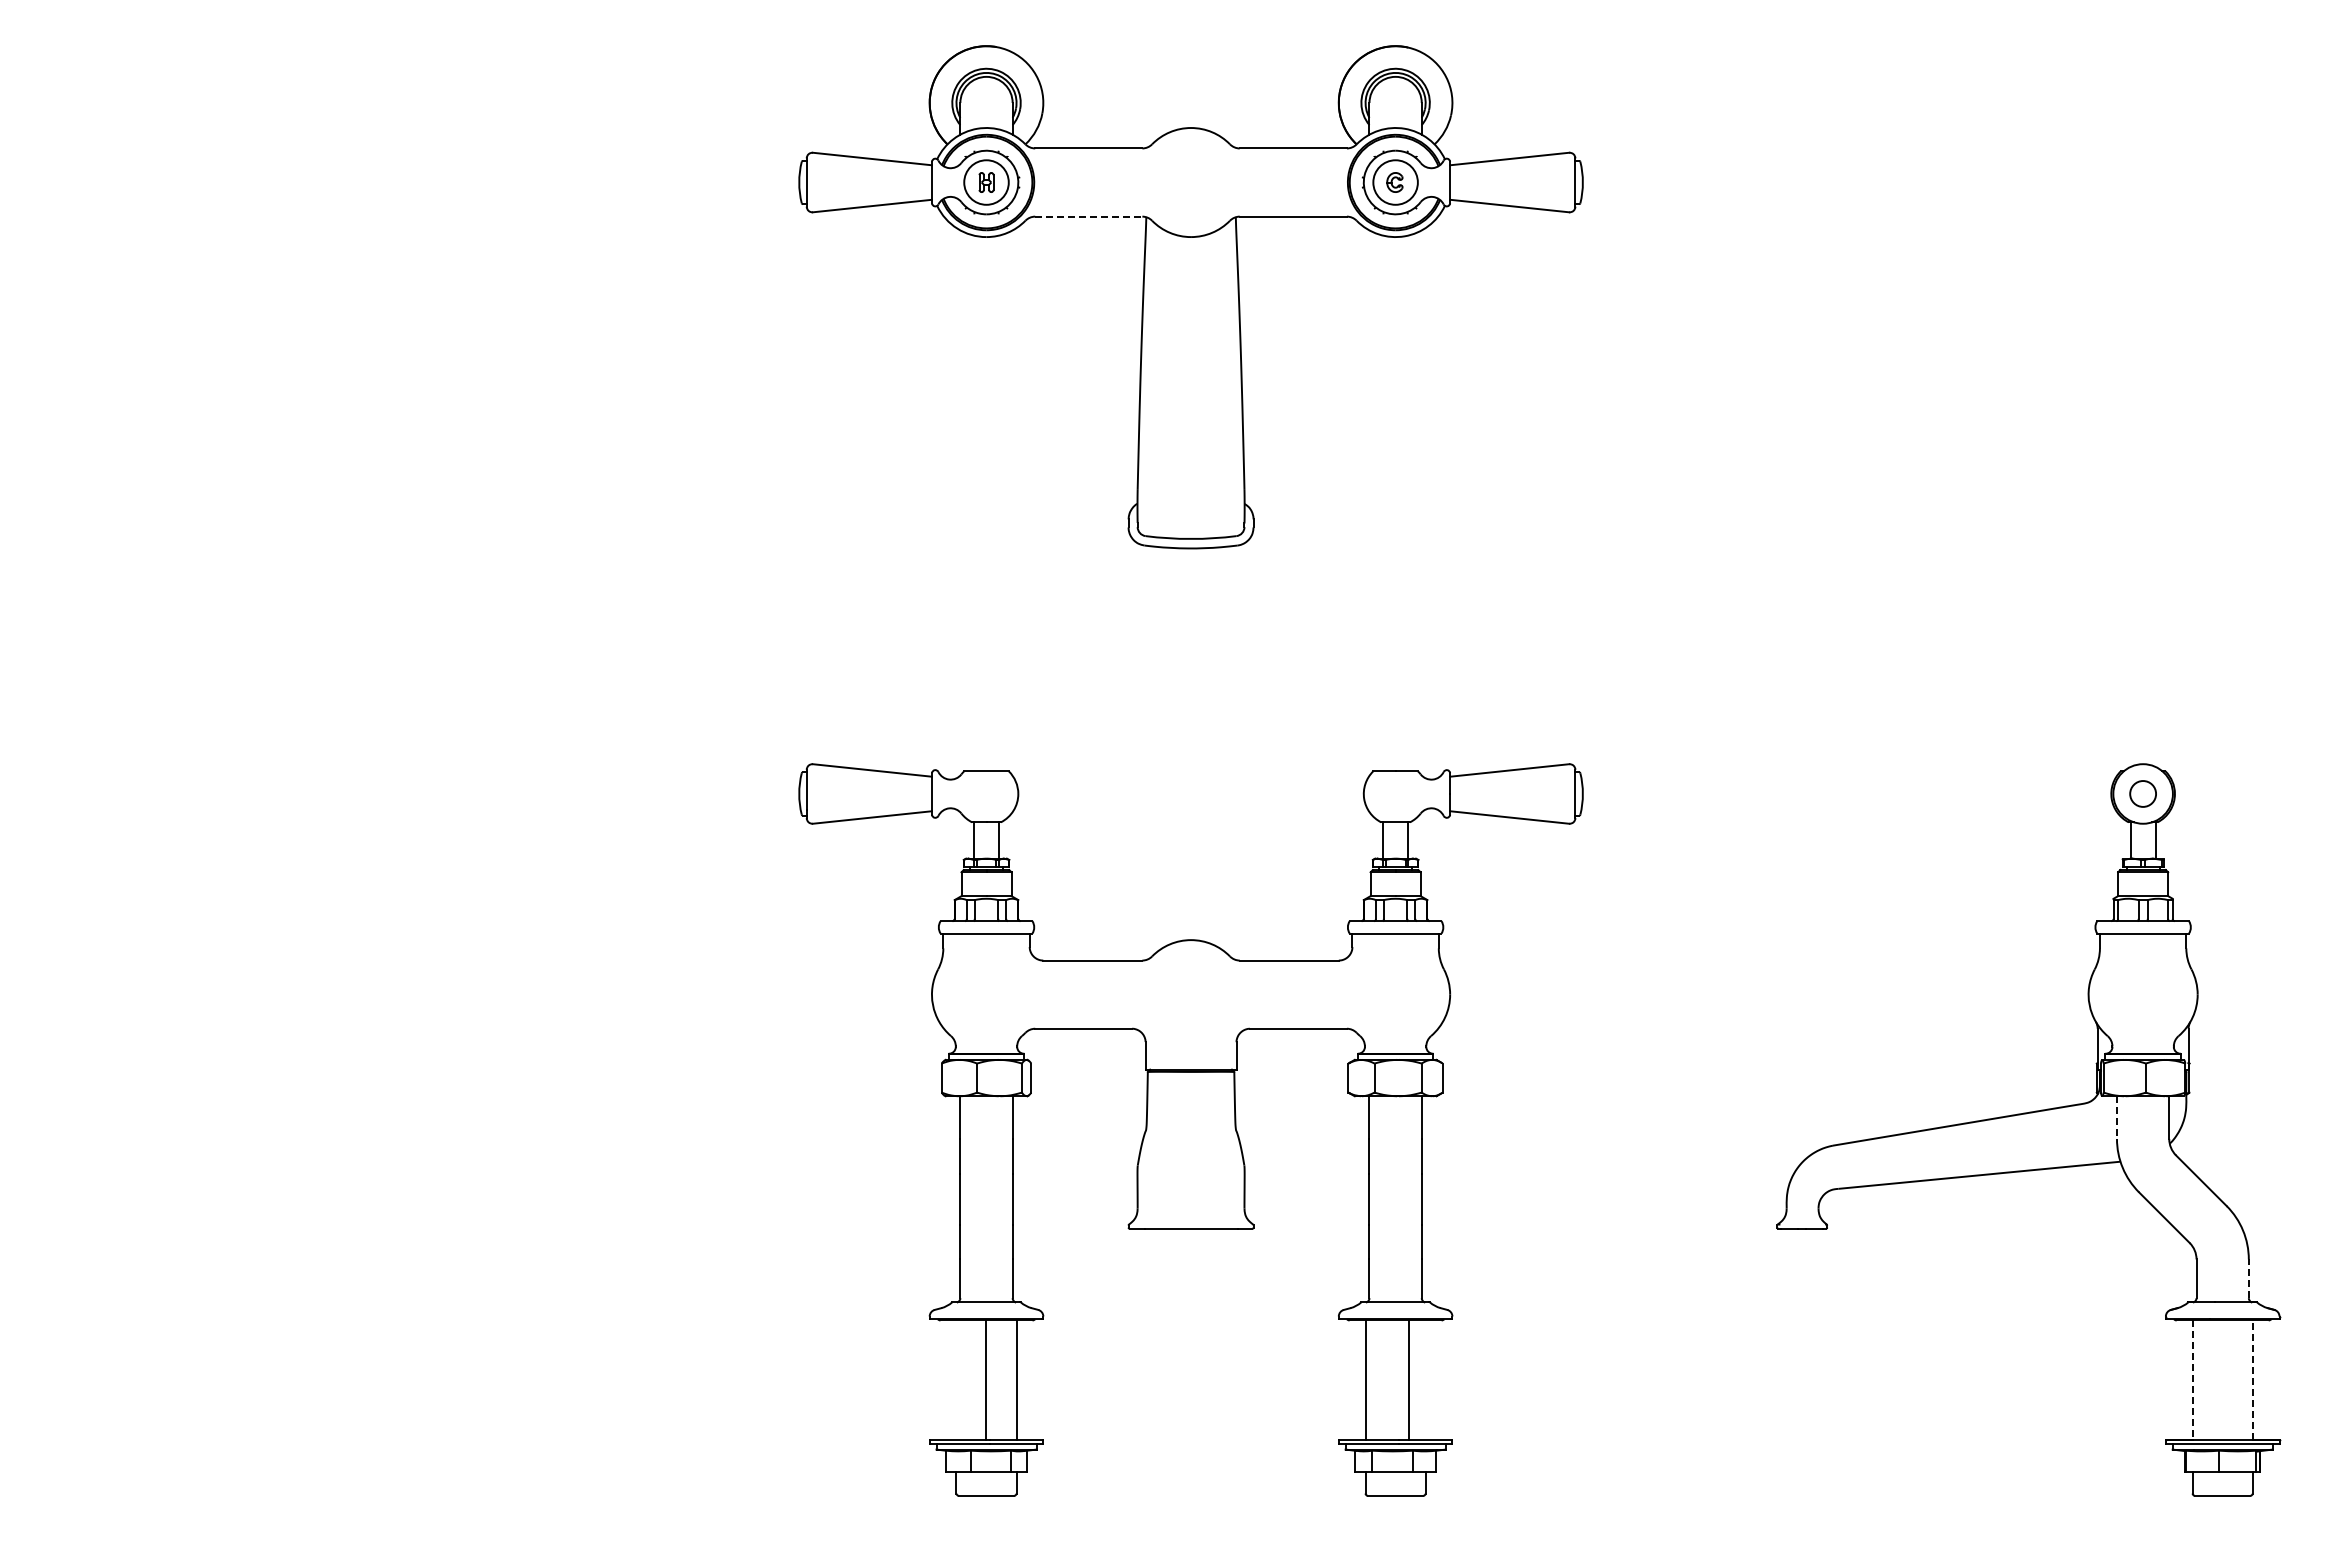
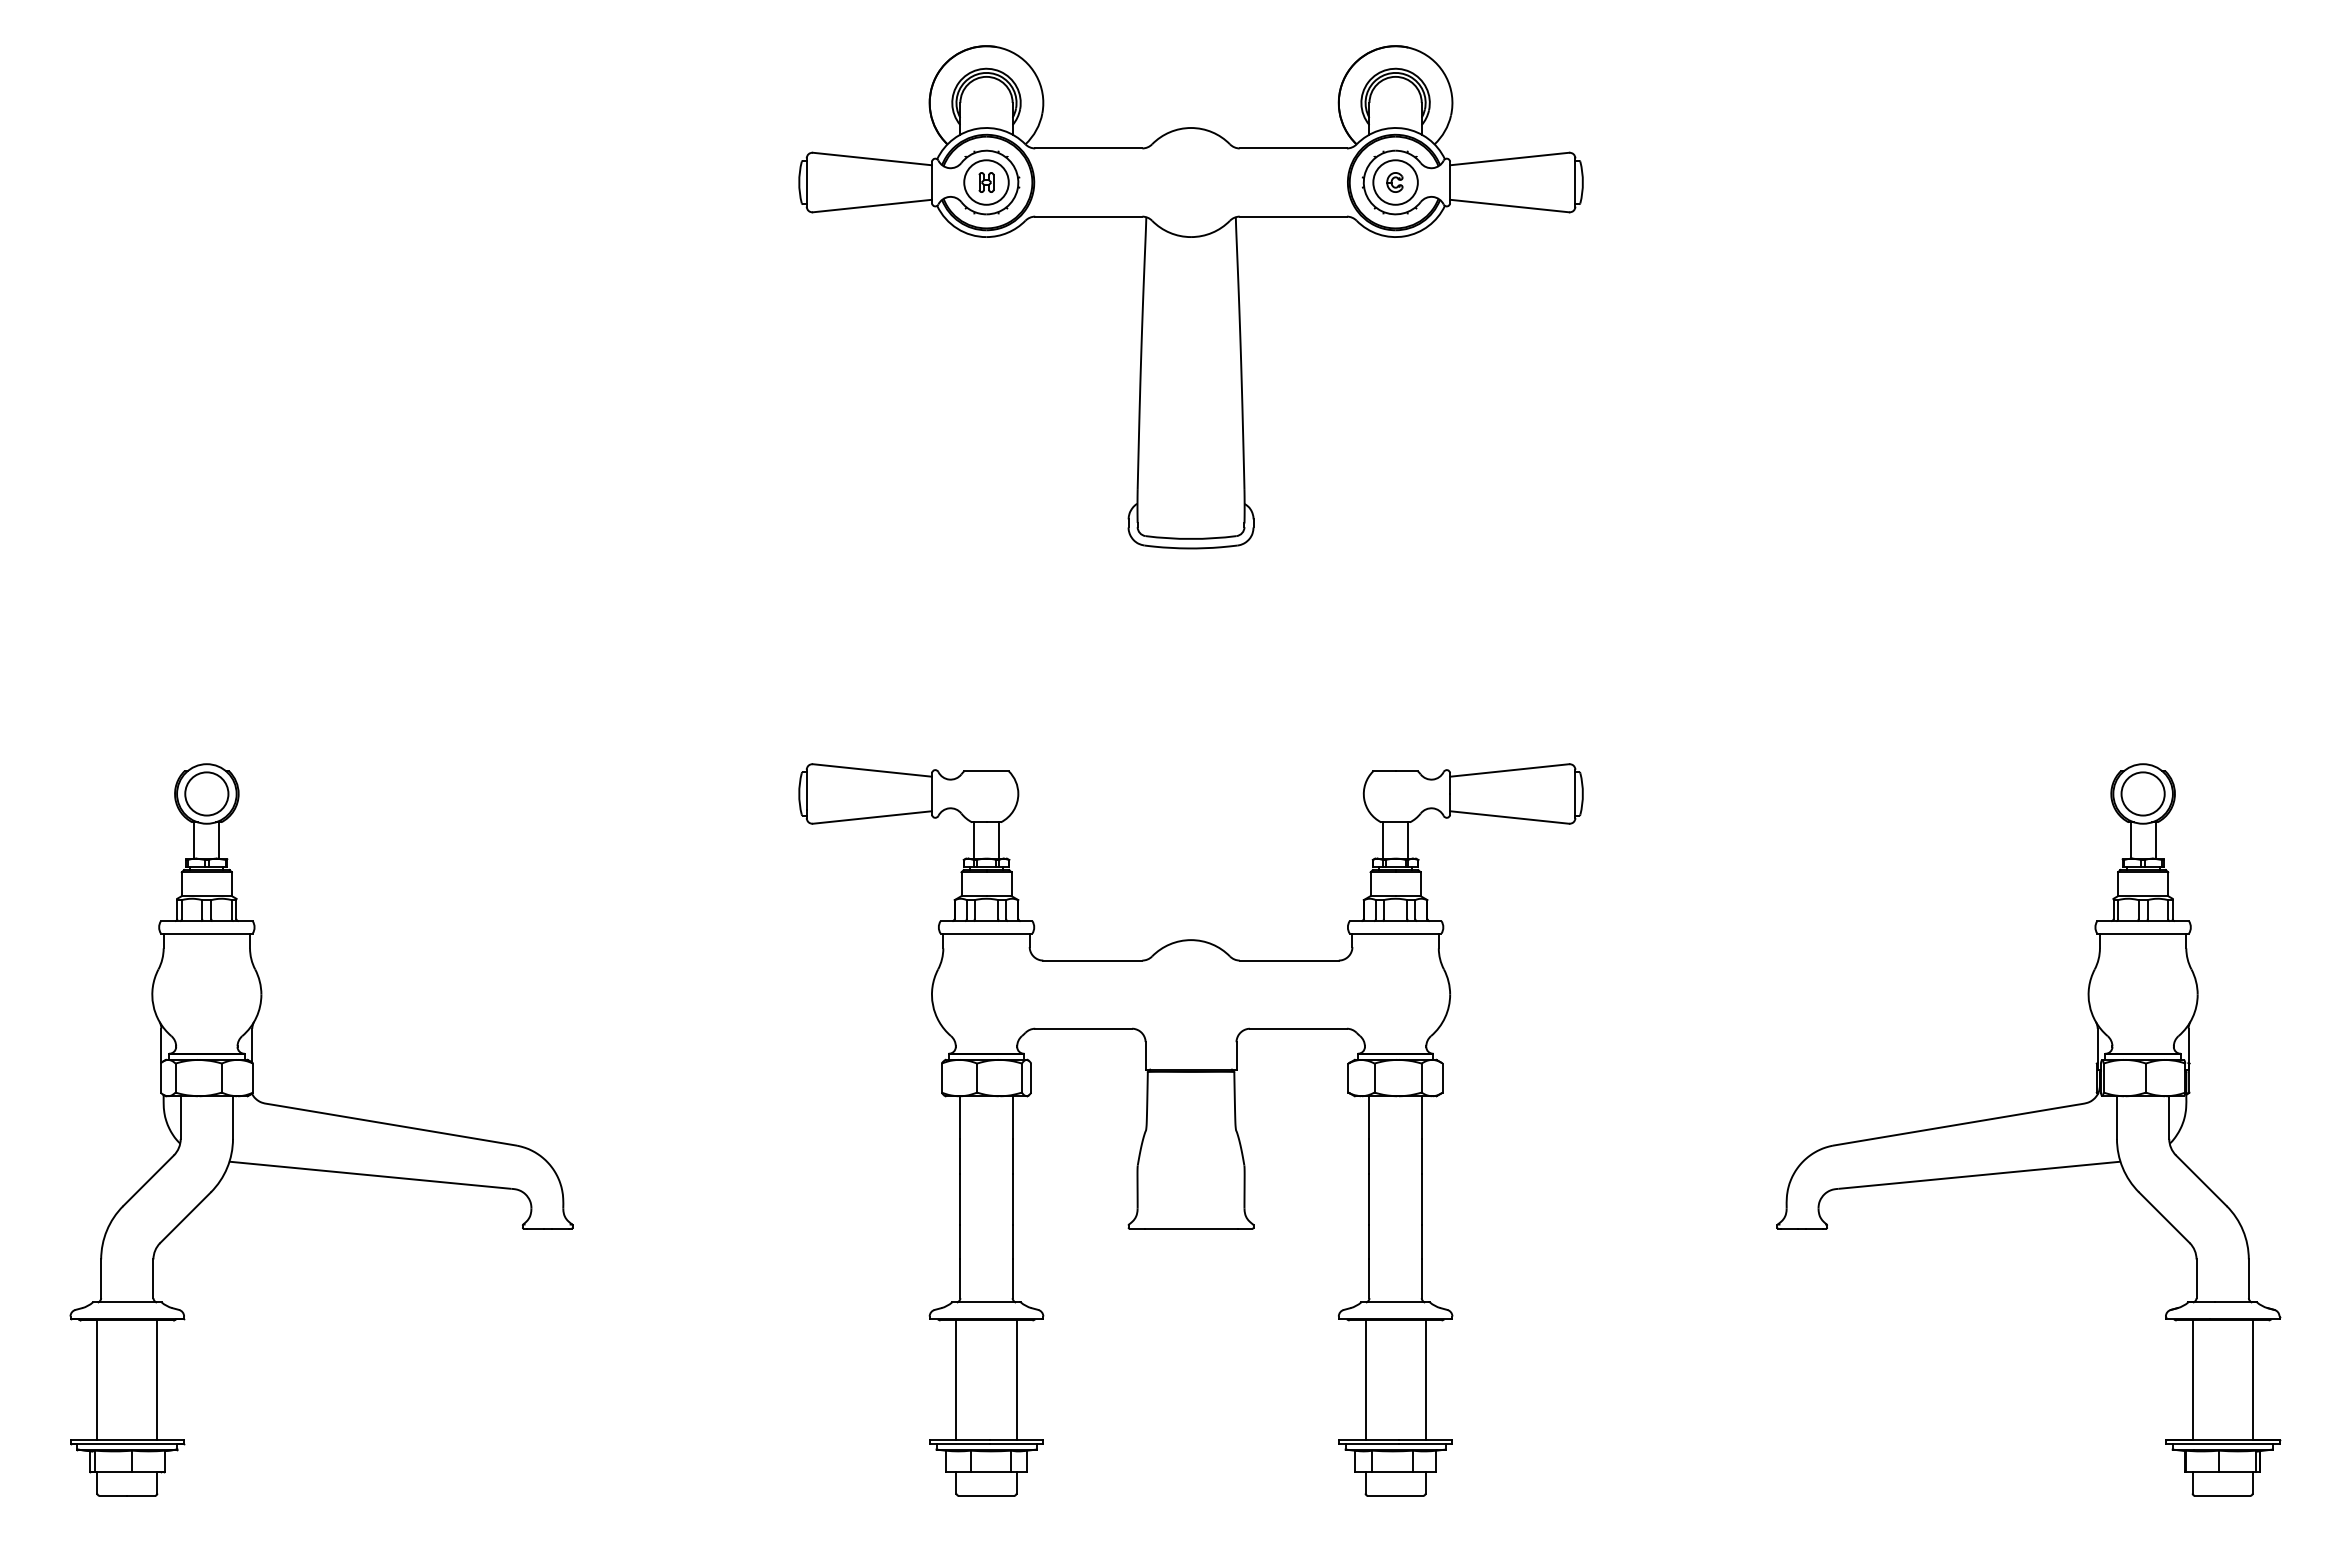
line: dashed -> solid (1088, 216)
circle diameter: 26 px -> 43 px (2142, 793)
line: dashed -> solid (2117, 1118)
part: none -> present (321, 1129)
line: dashed -> solid (2248, 1278)
line position: (986, 1379) -> (956, 1379) (956, 1379)
line position: (1408, 1379) -> (1425, 1379) (1425, 1379)
line: dashed -> solid (2192, 1380)
line: dashed -> solid (2252, 1380)
